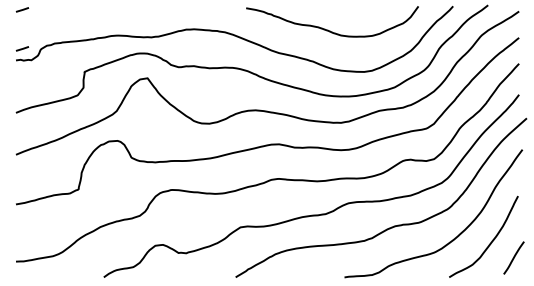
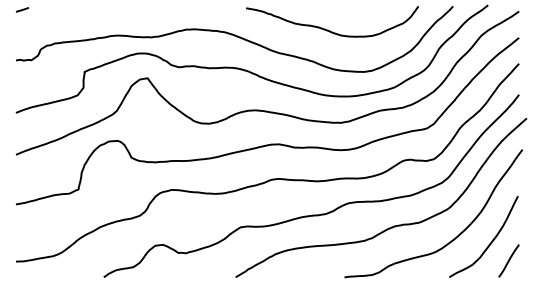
line: present -> none (22, 48)
line position: (513, 257) -> (508, 260) (508, 260)
